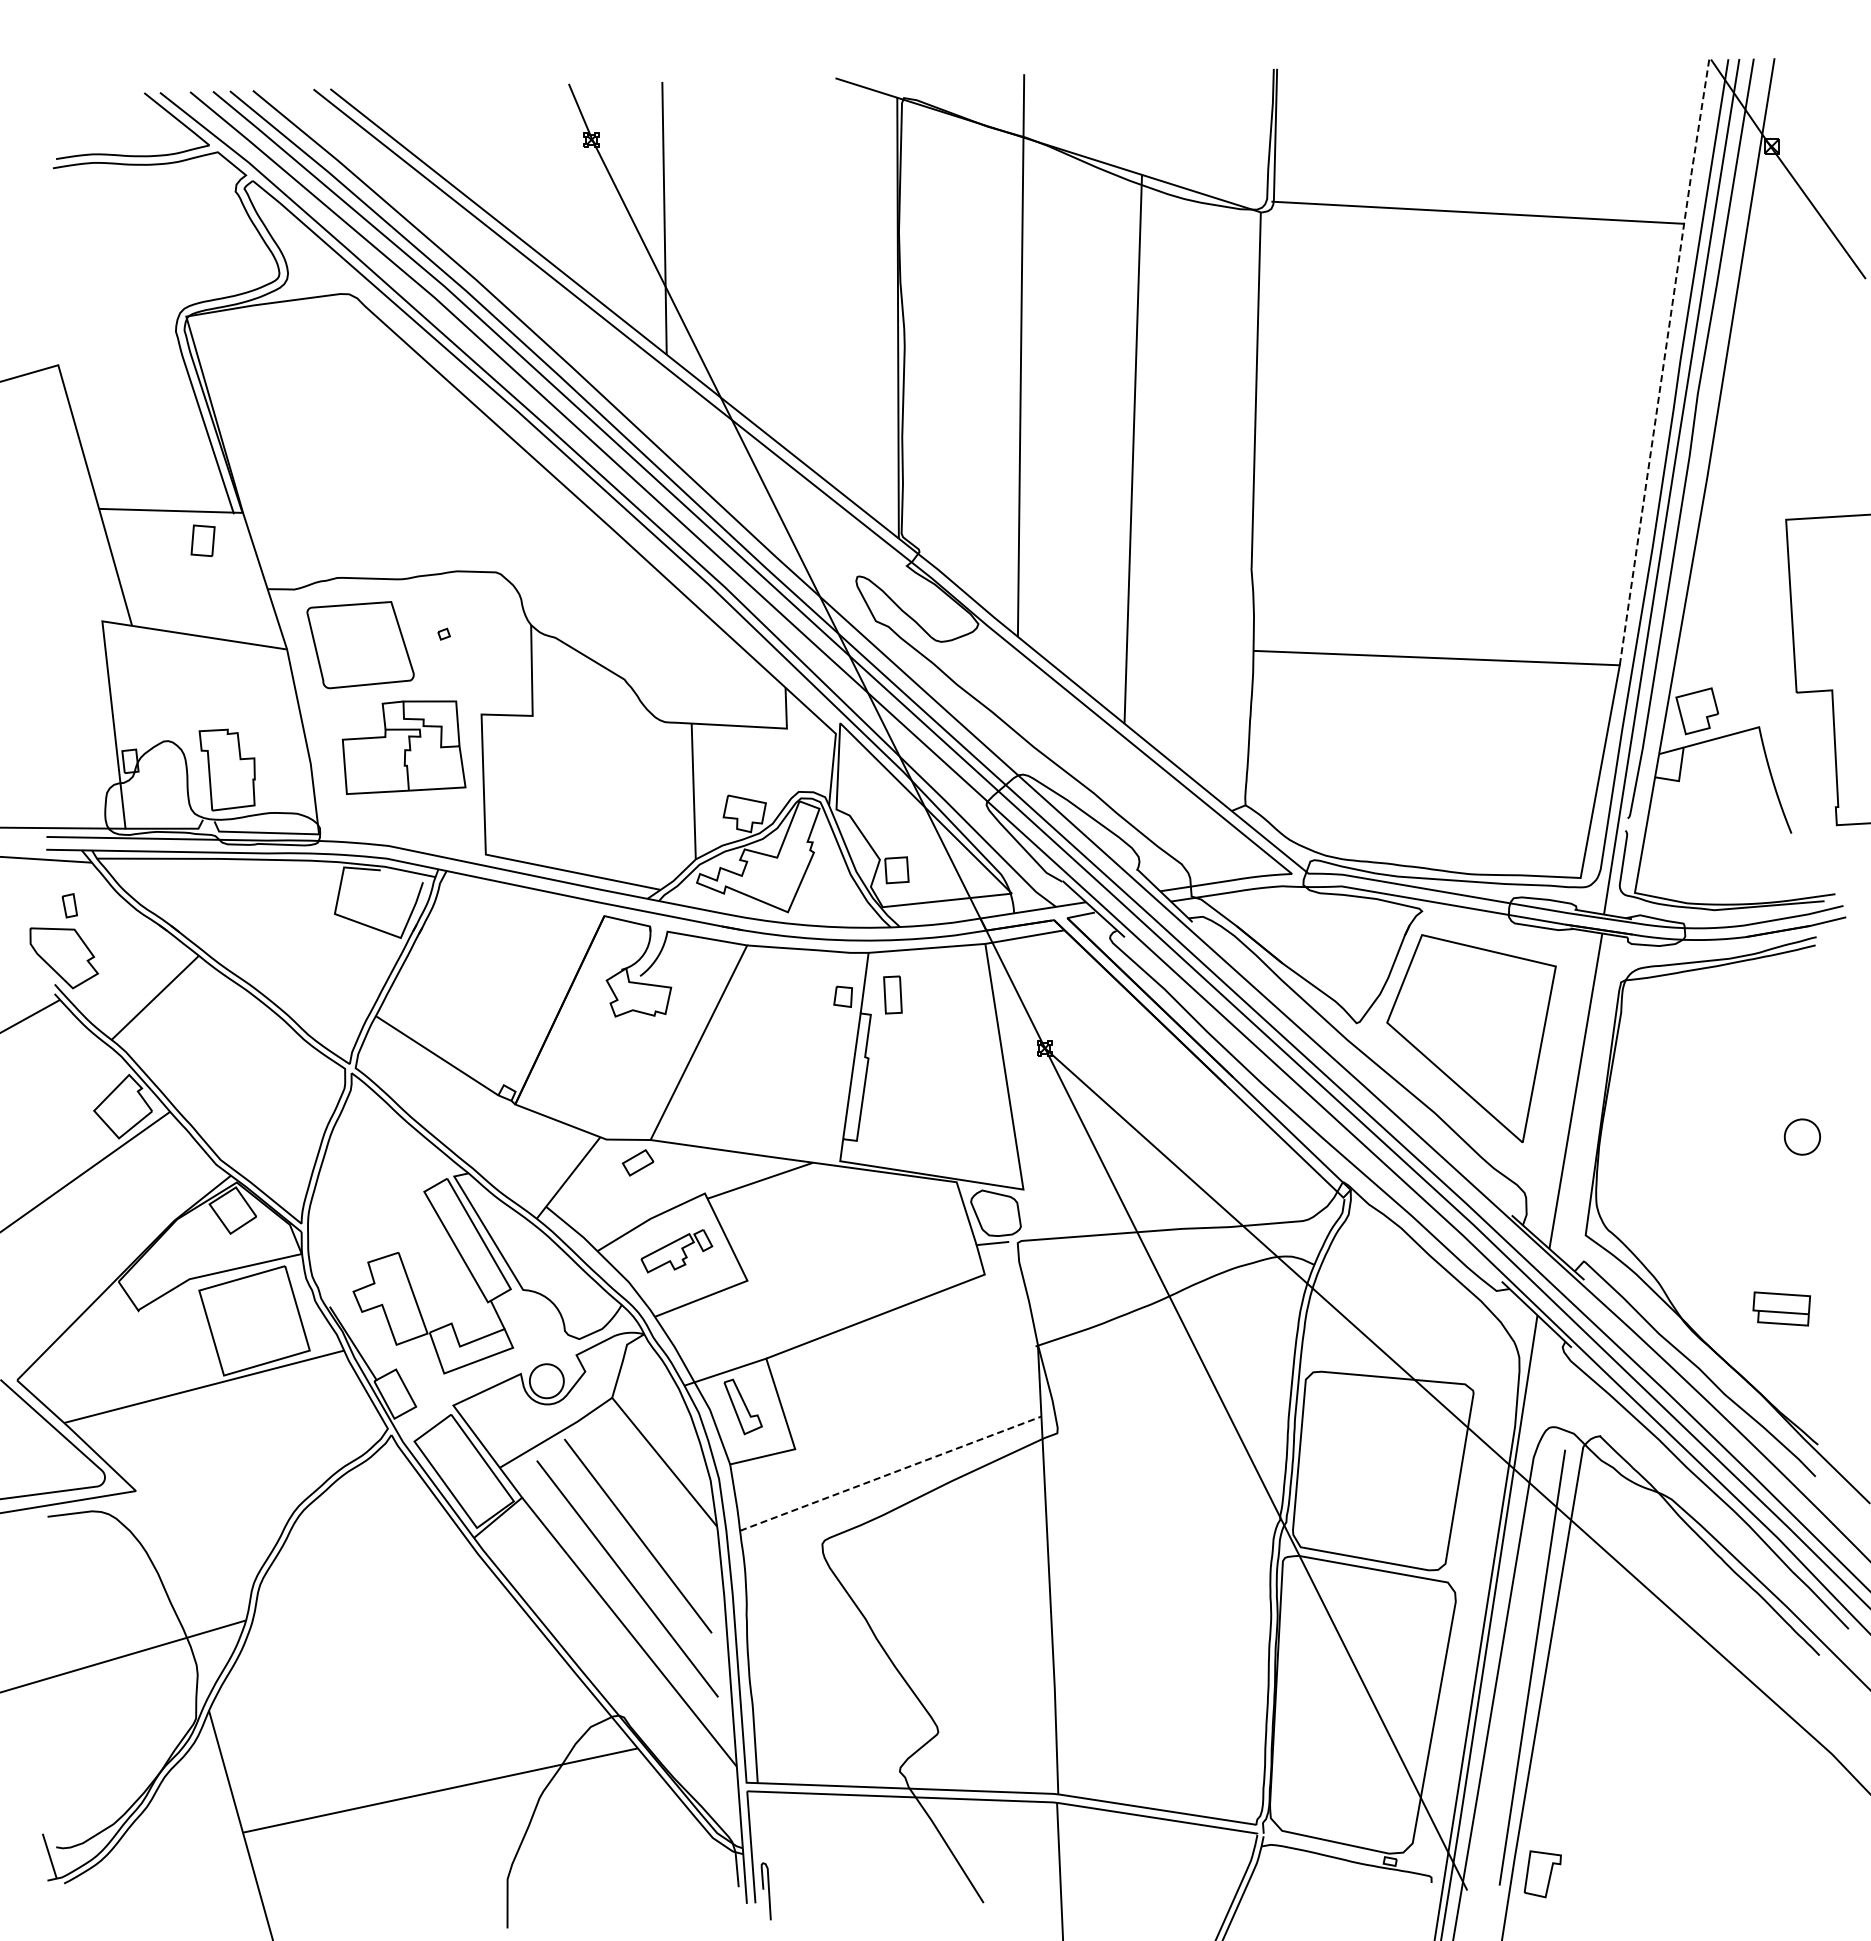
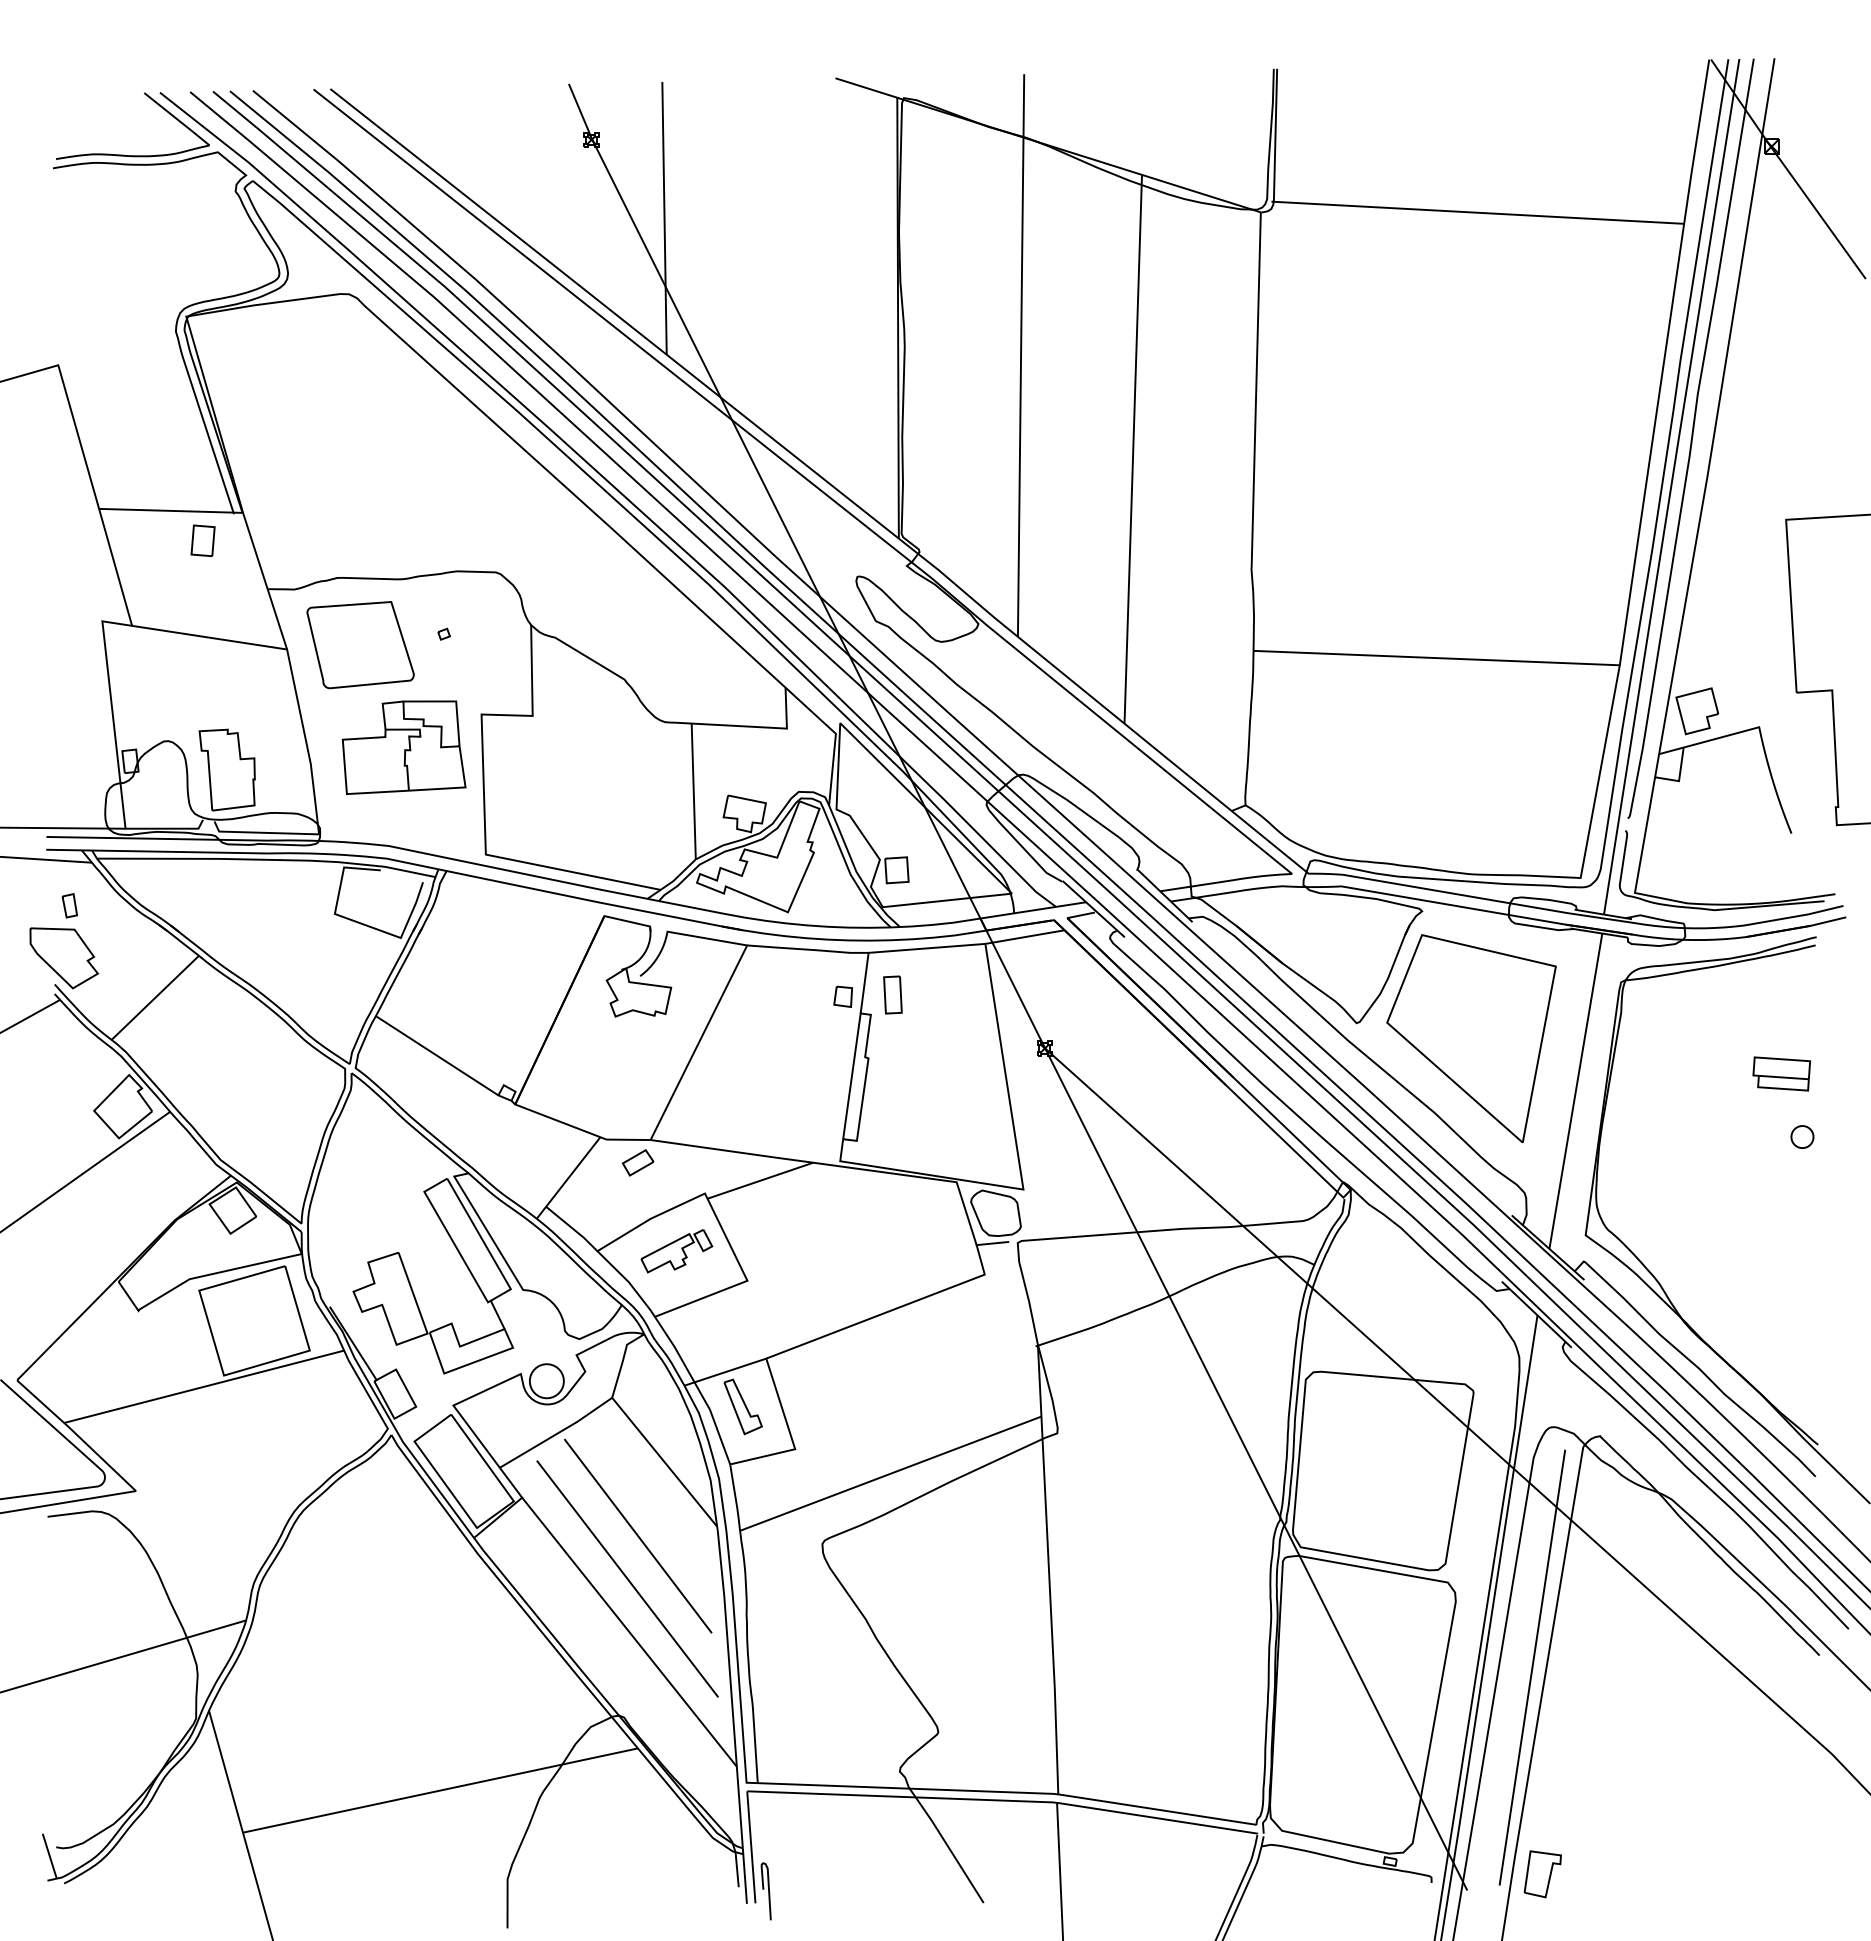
line: dashed -> solid (1664, 361)
part size: 38x38 px -> 25x24 px (1802, 1136)
part position: (1781, 1308) -> (1781, 1073) (1781, 1073)
line: dashed -> solid (891, 1473)
